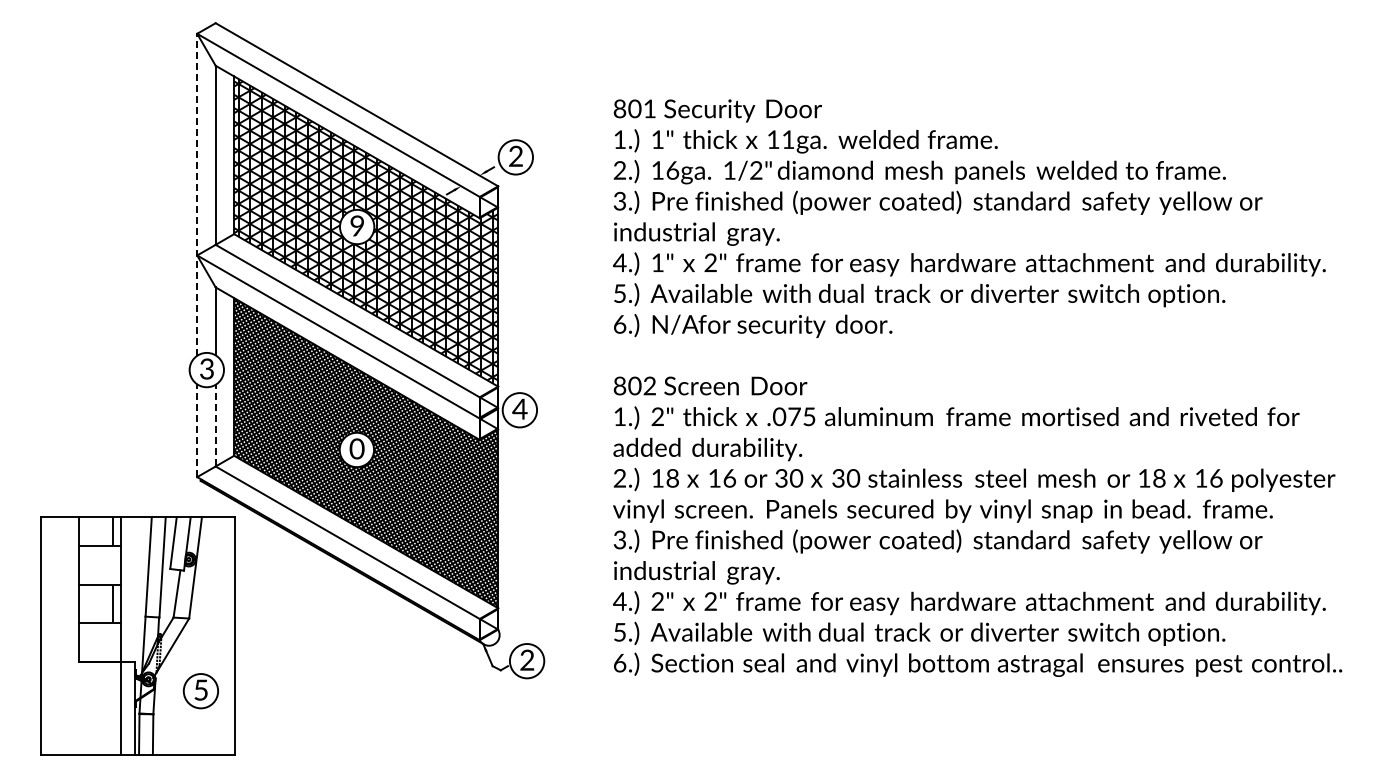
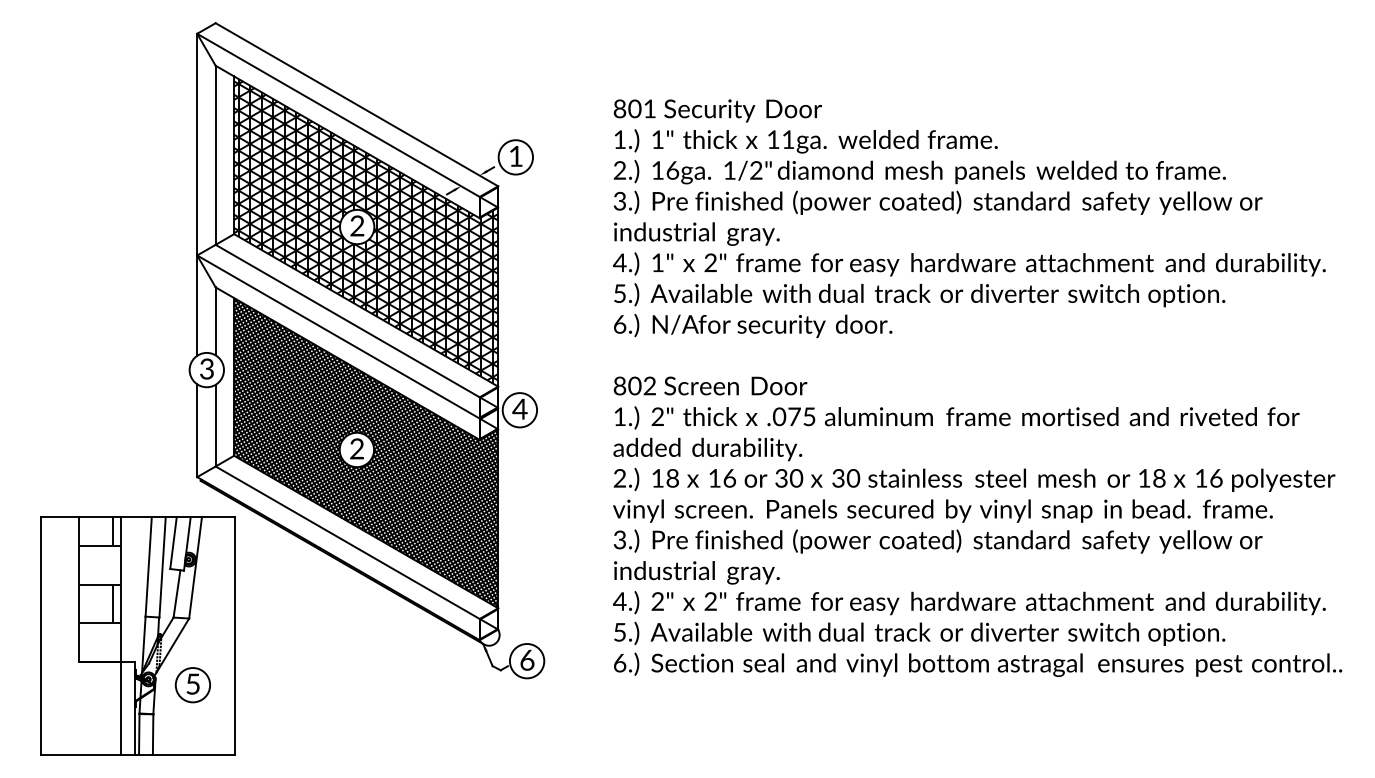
text: 2 -> 1 (515, 155)
line: dashed -> solid (197, 194)
text: 9 -> 2 (357, 226)
line: dashed -> solid (215, 425)
line: dashed -> solid (197, 430)
text: 0 -> 2 (356, 448)
text: 2 -> 6 (527, 659)
part position: (200, 691) -> (192, 685) (192, 685)
